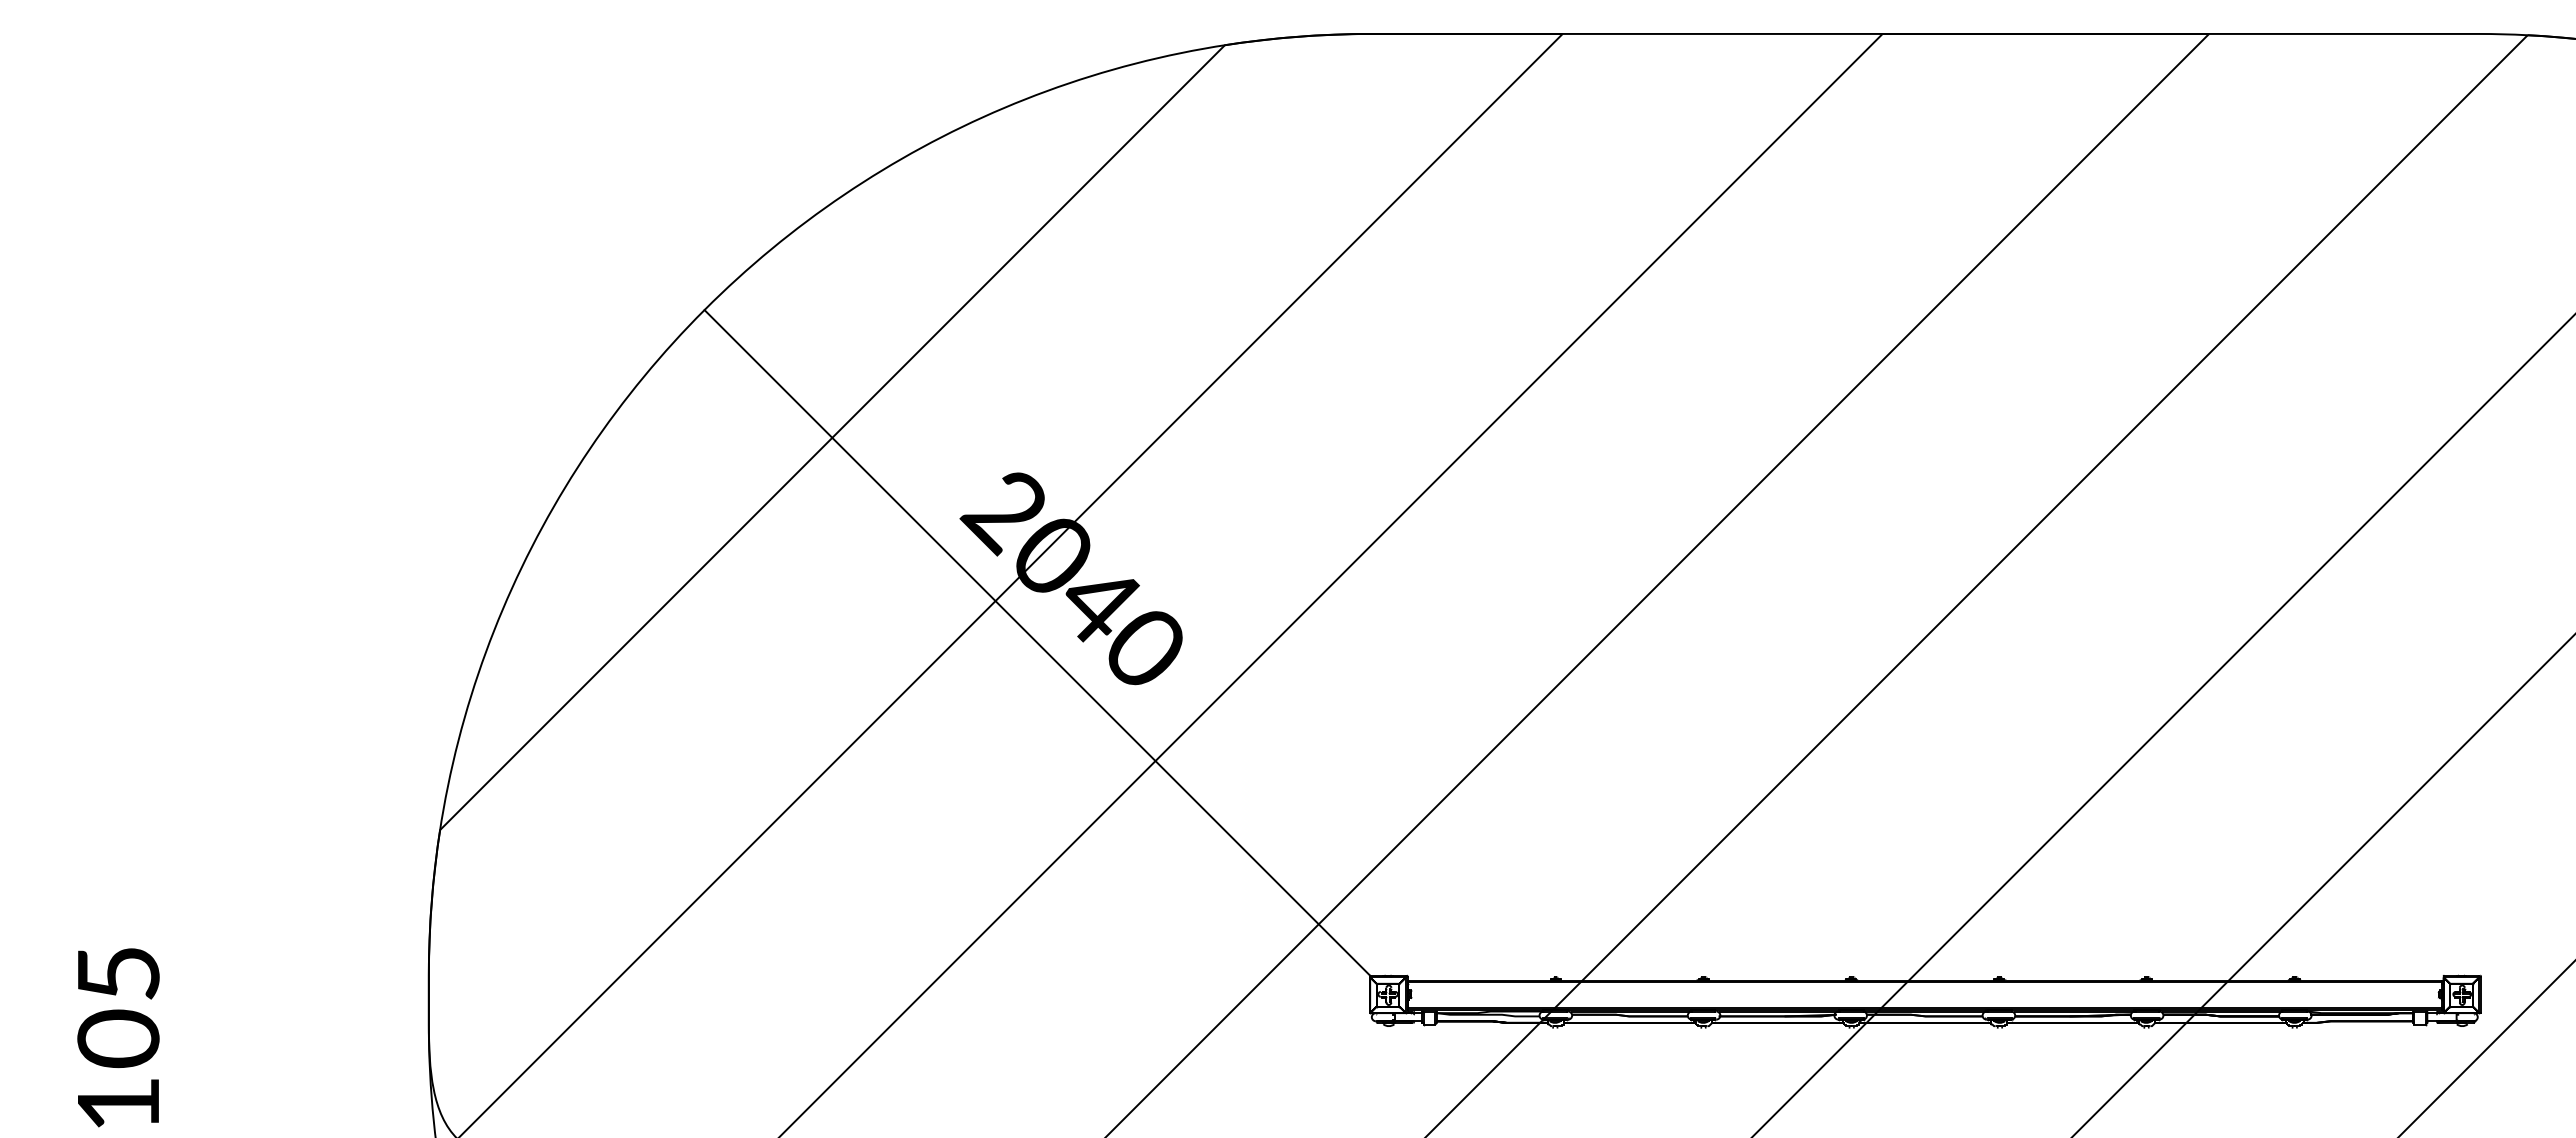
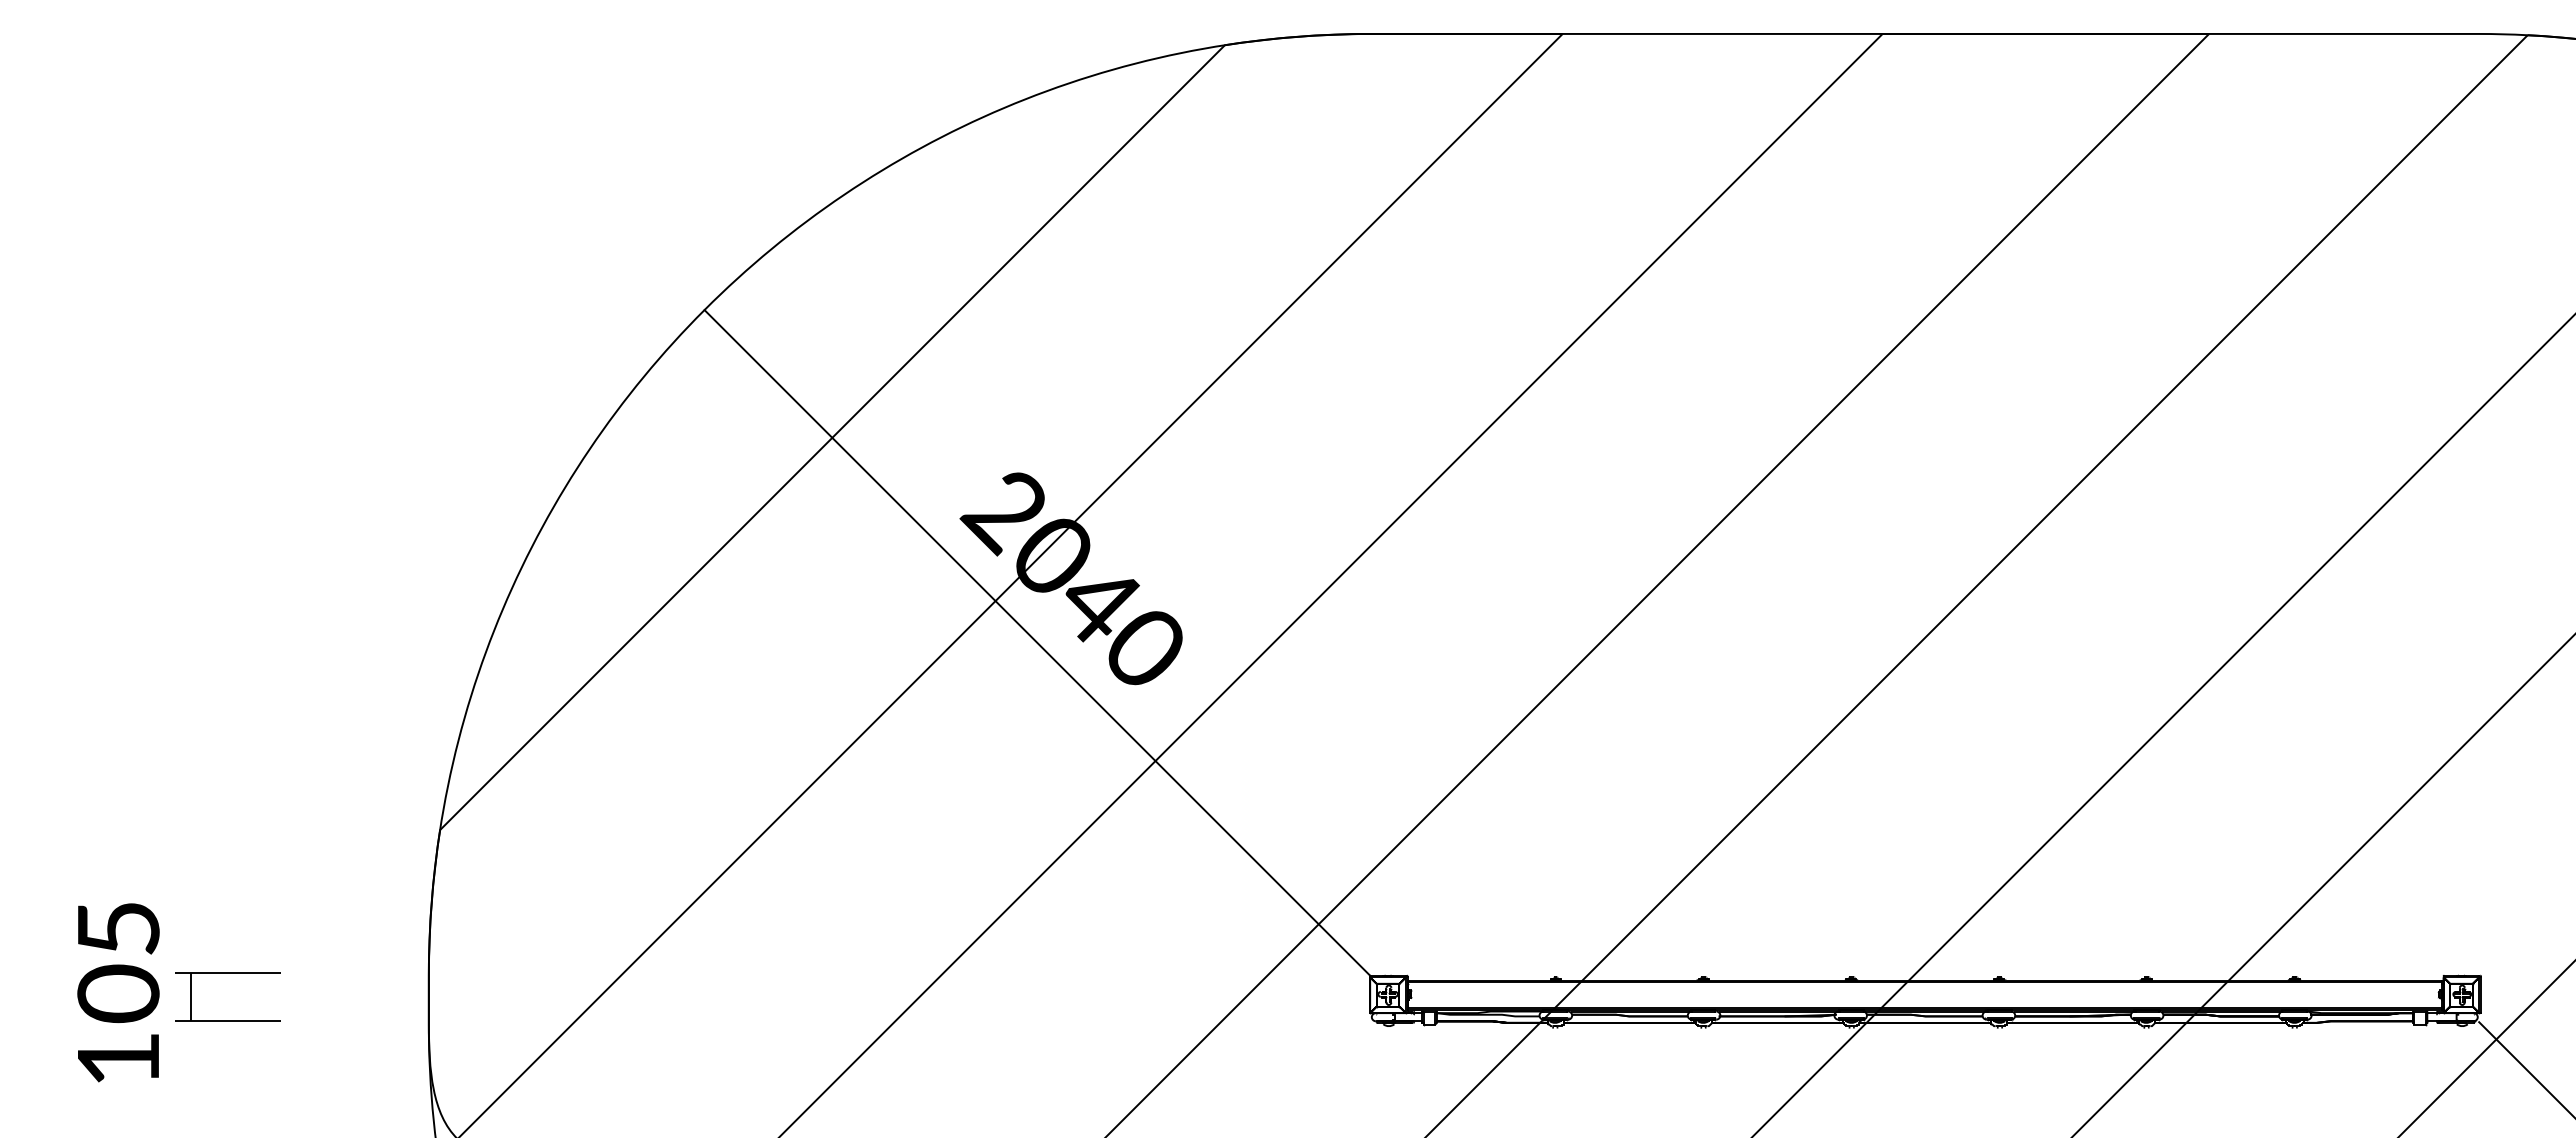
part: none -> present (227, 973)
text position: (118, 1037) -> (118, 992) (118, 992)
line: none -> present (2525, 1068)
